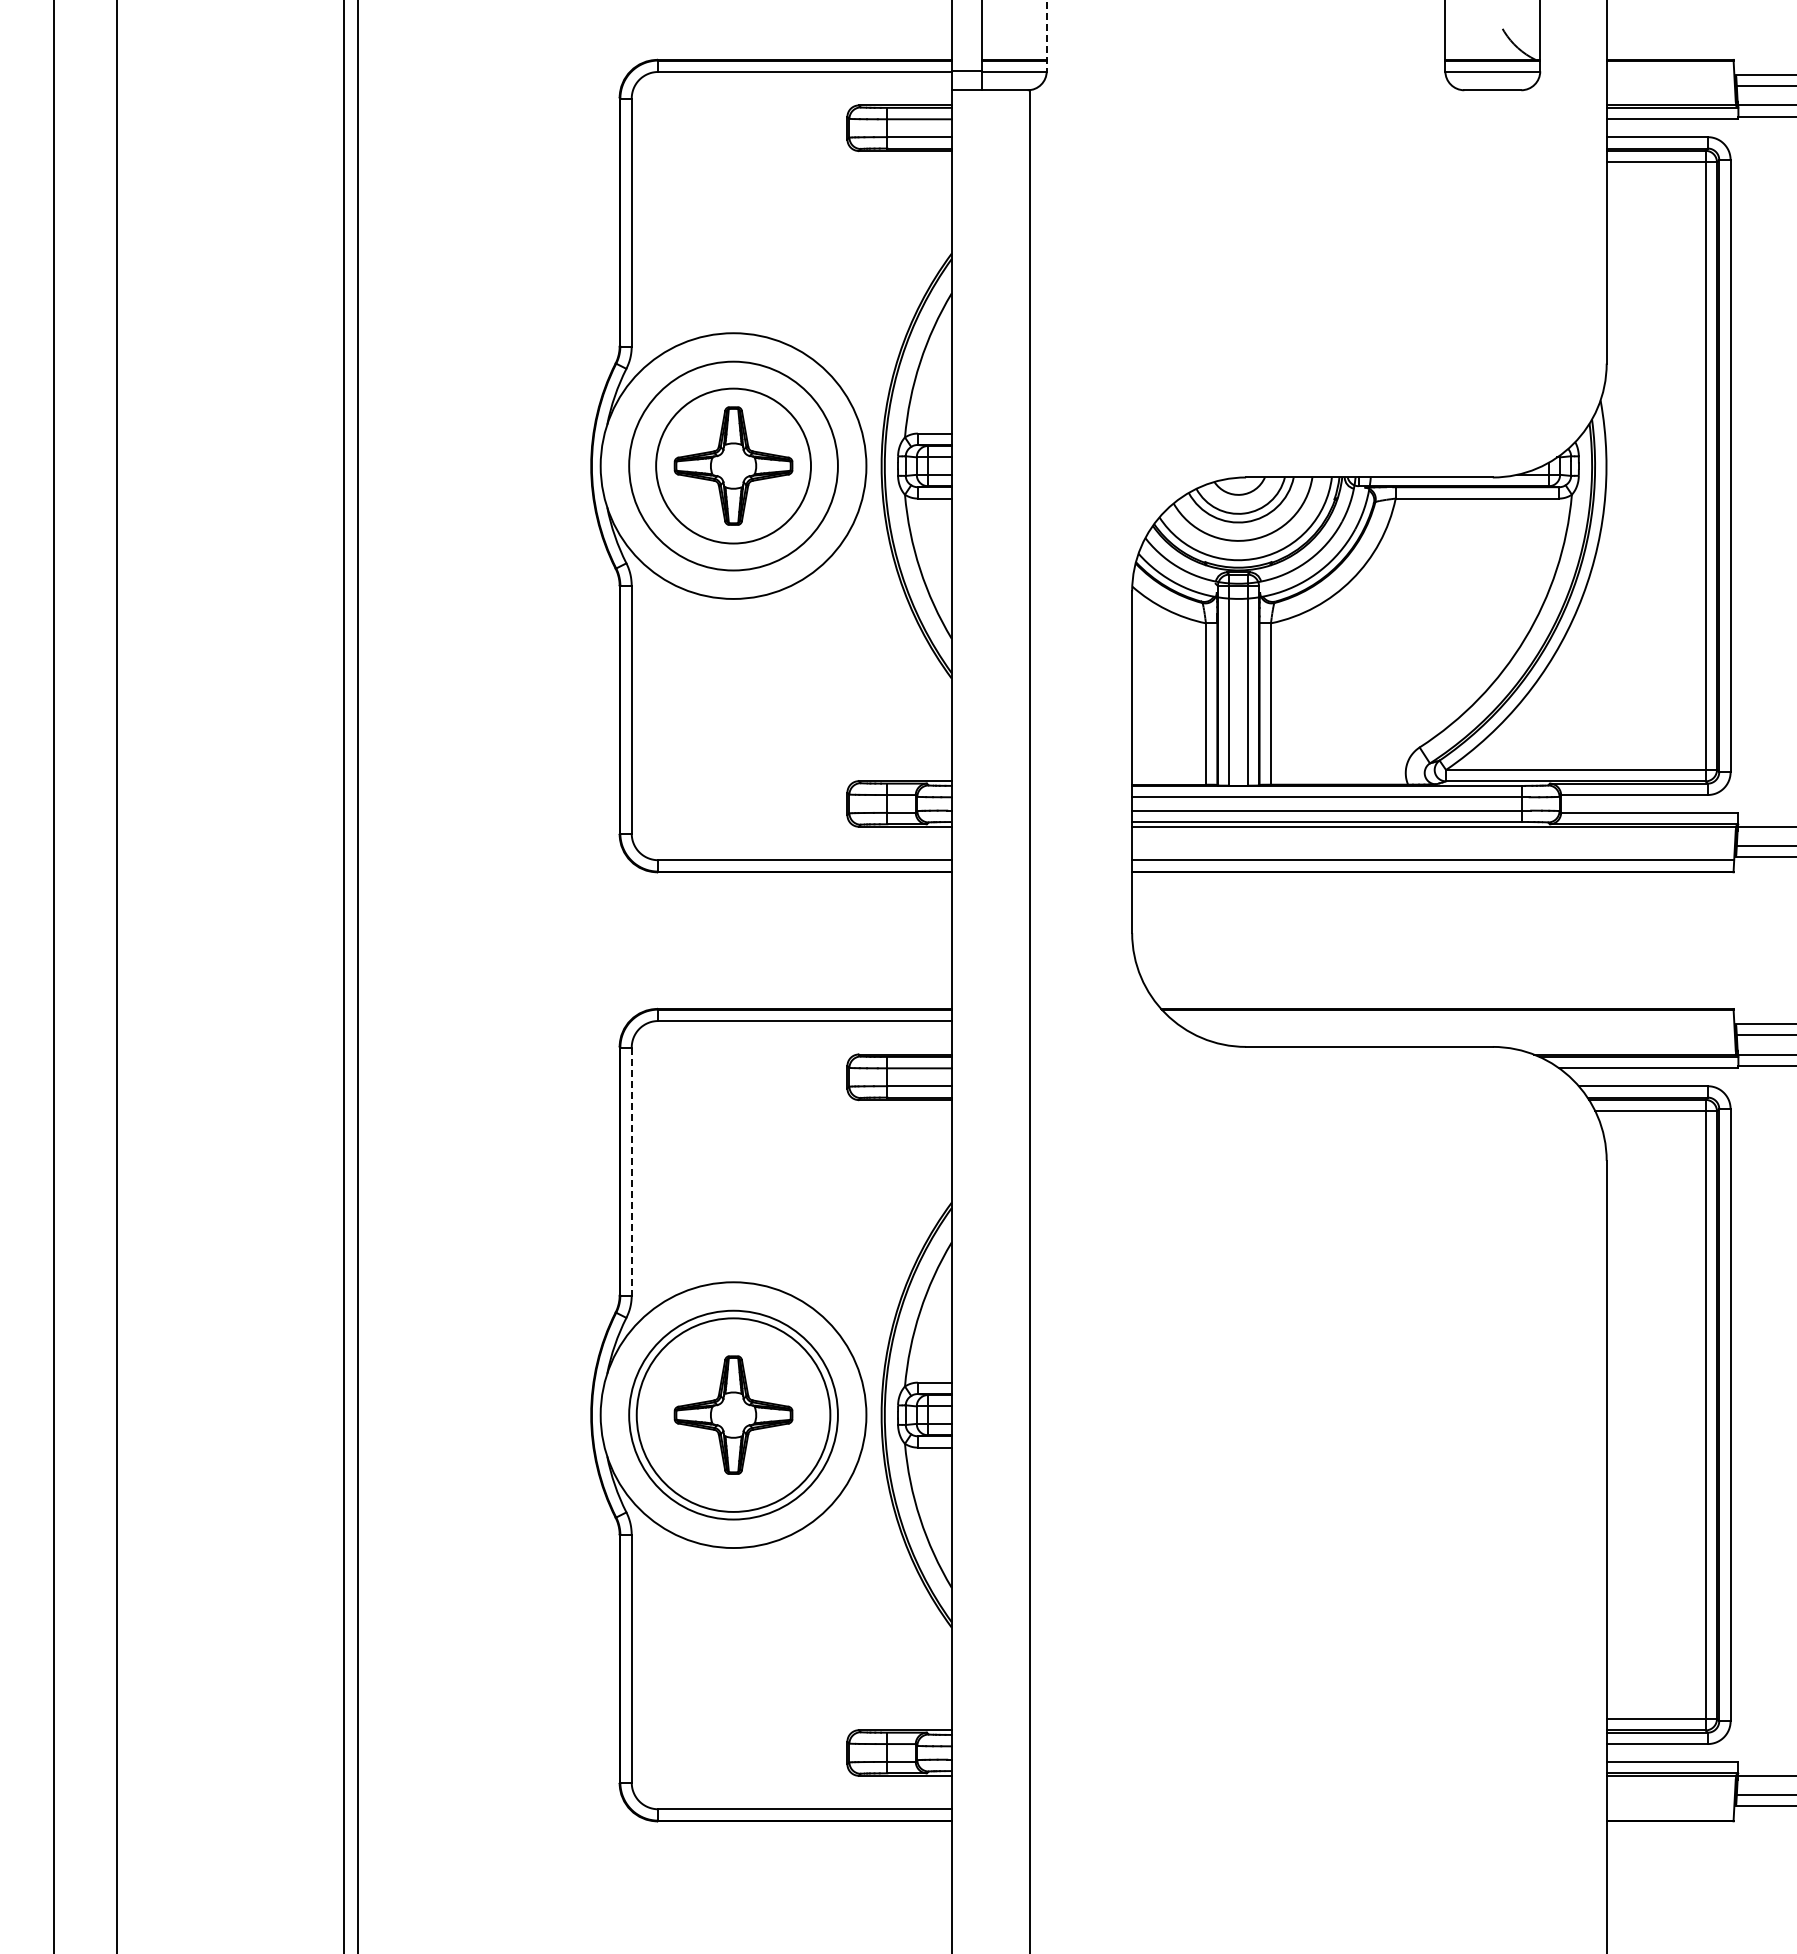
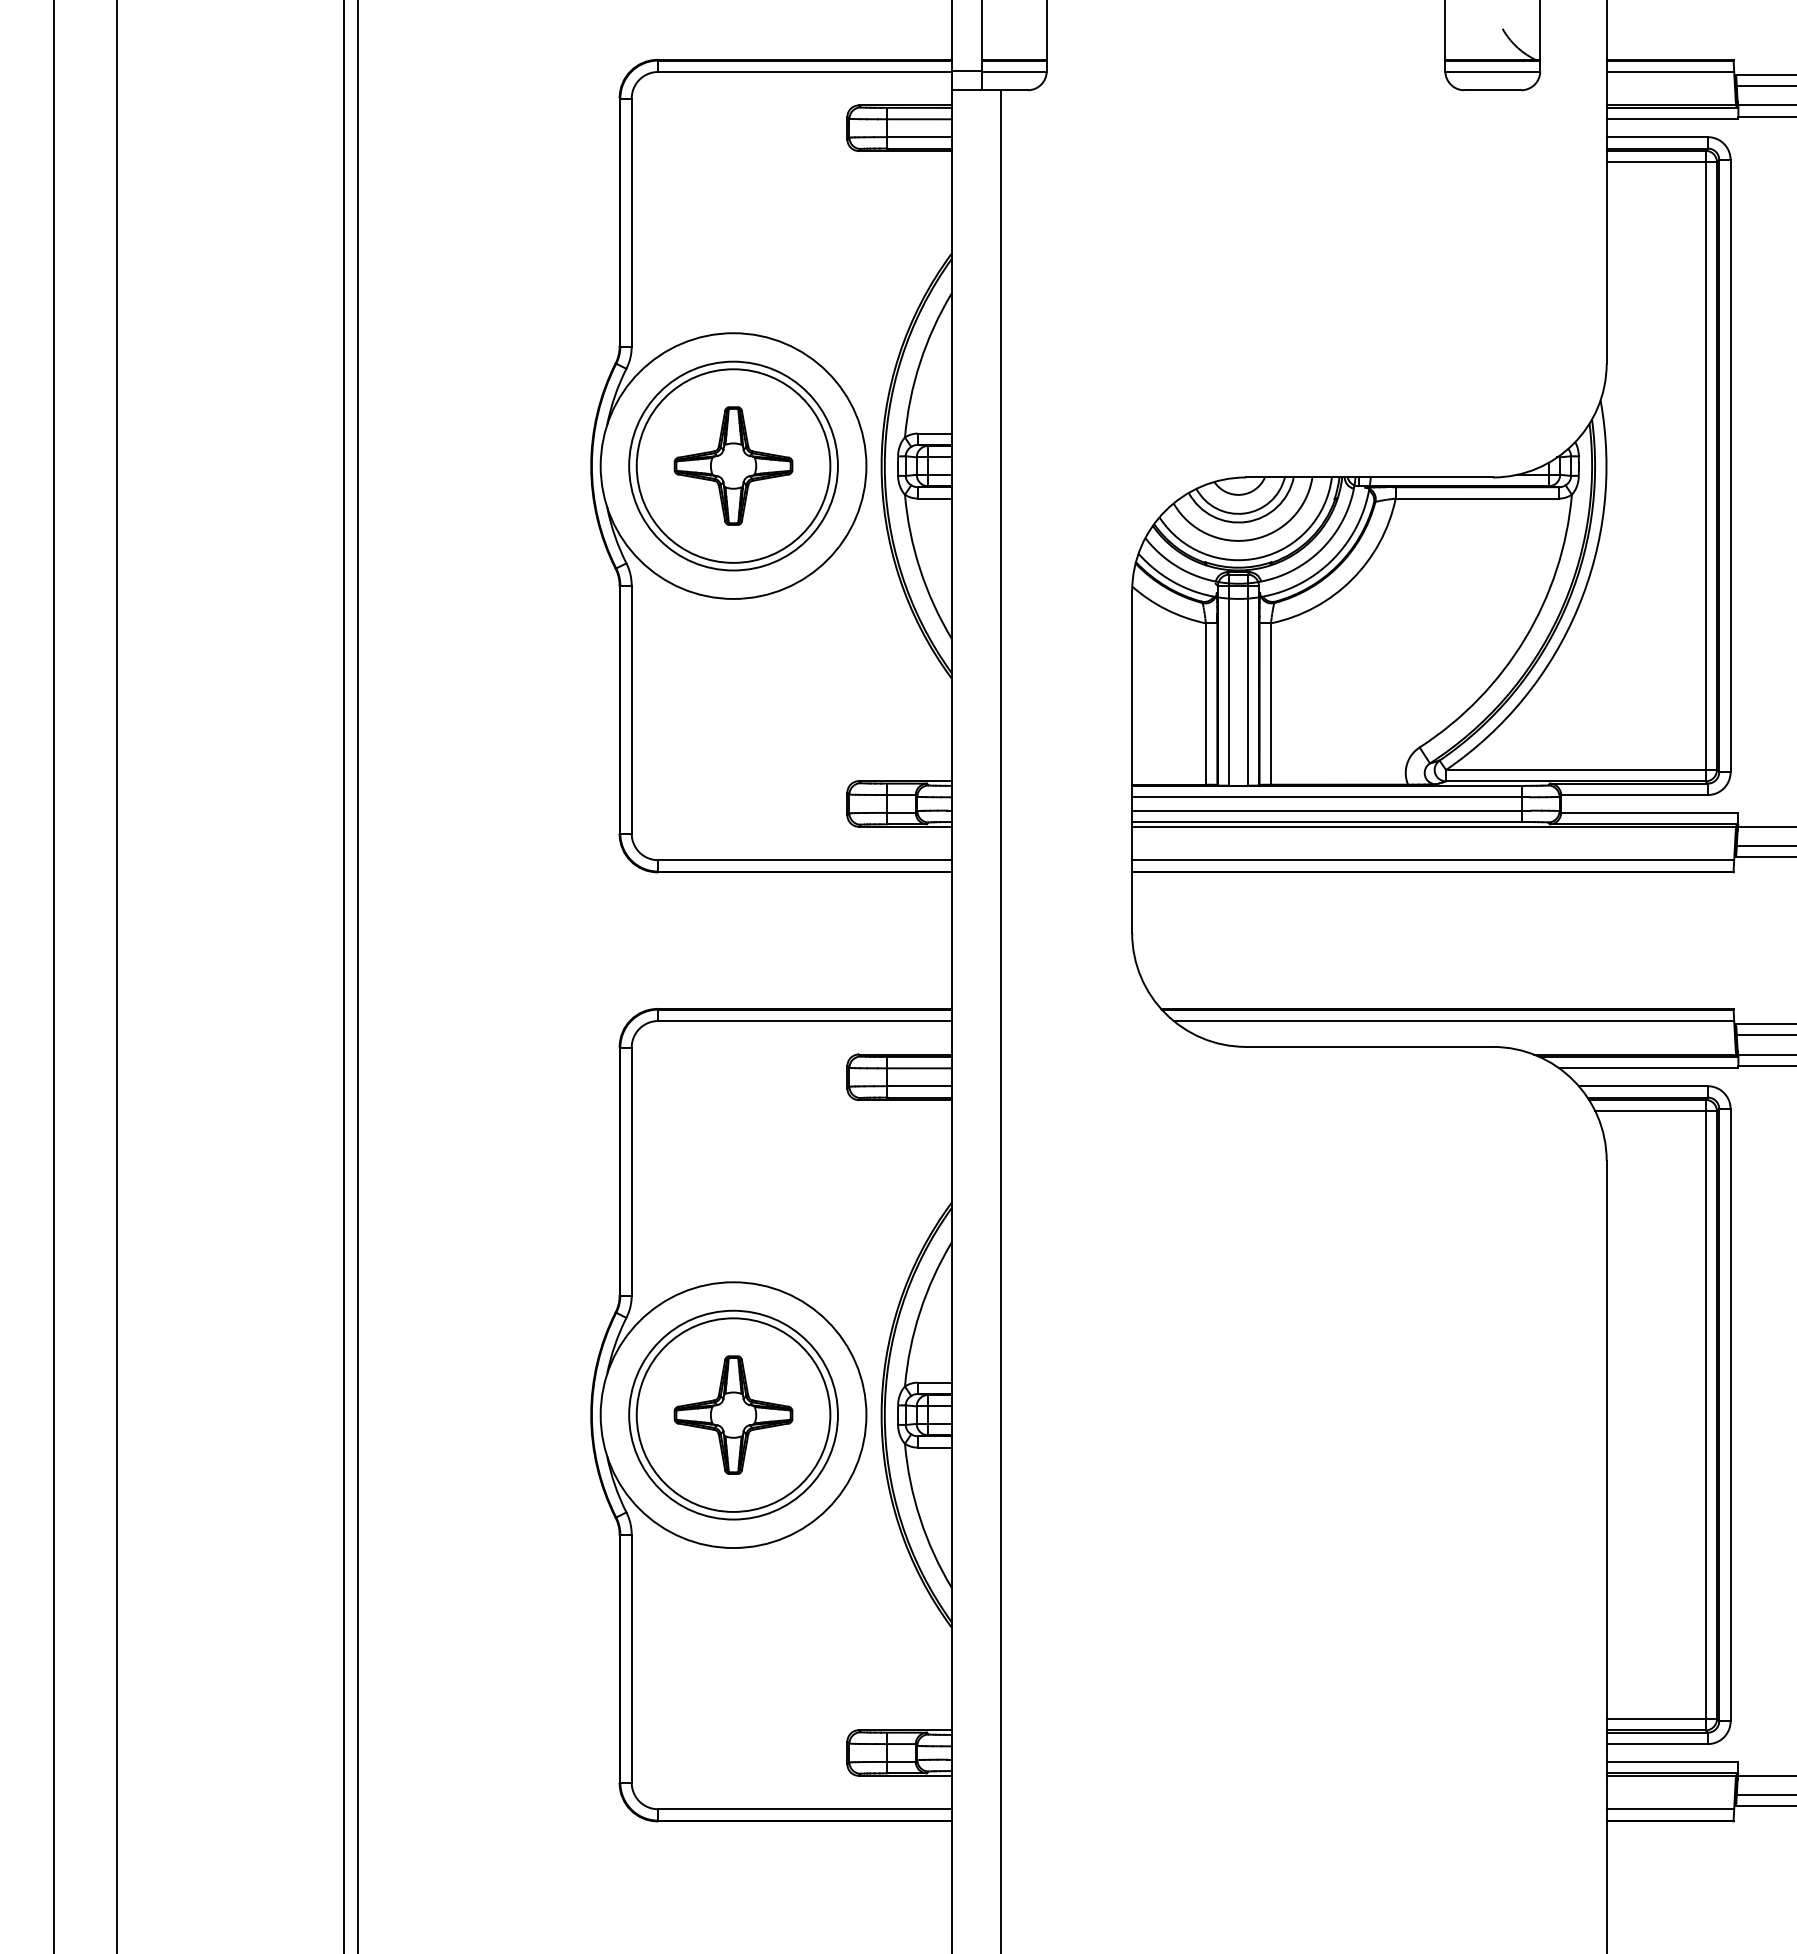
line: dashed -> solid (1046, 36)
line: none -> present (1670, 71)
circle diameter: 155 px -> 194 px (733, 465)
line position: (1030, 1020) -> (1001, 1020) (1001, 1020)
line: none -> present (1453, 1021)
line: dashed -> solid (631, 1172)
line: none -> present (1670, 1809)
